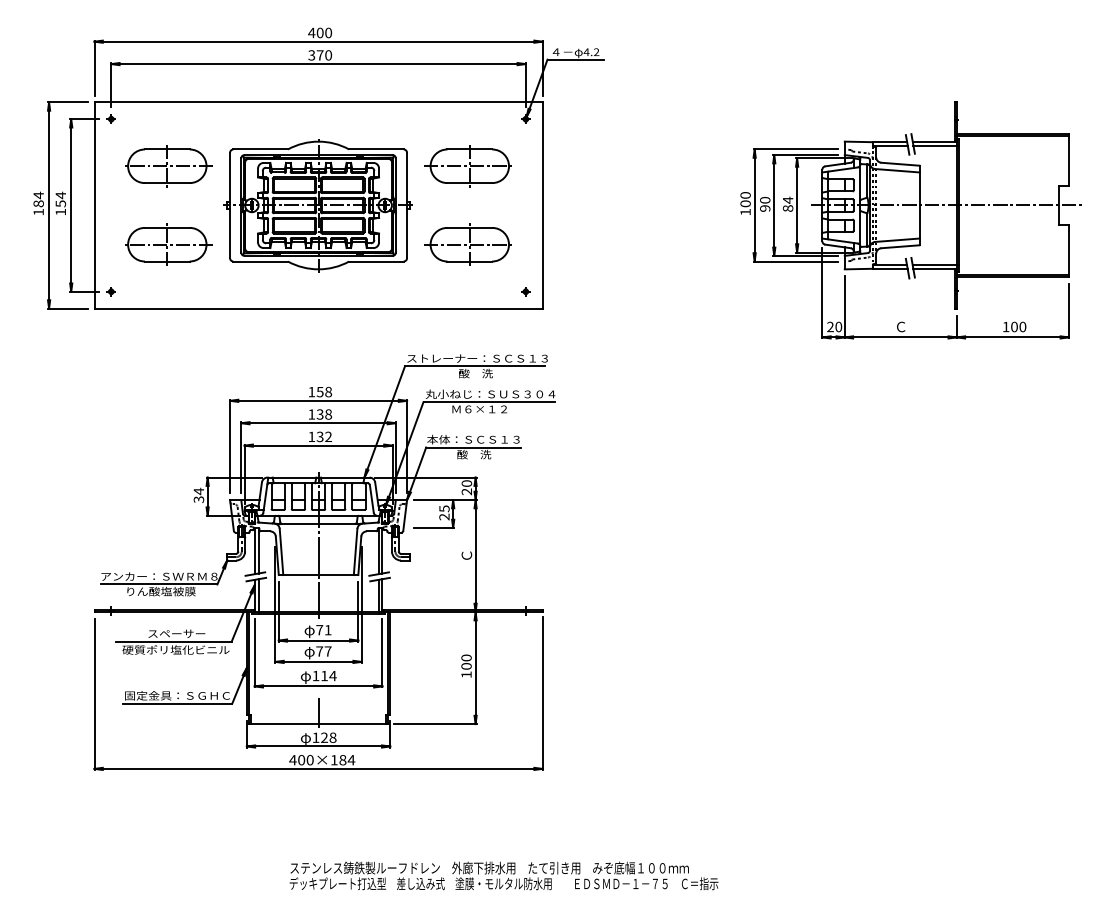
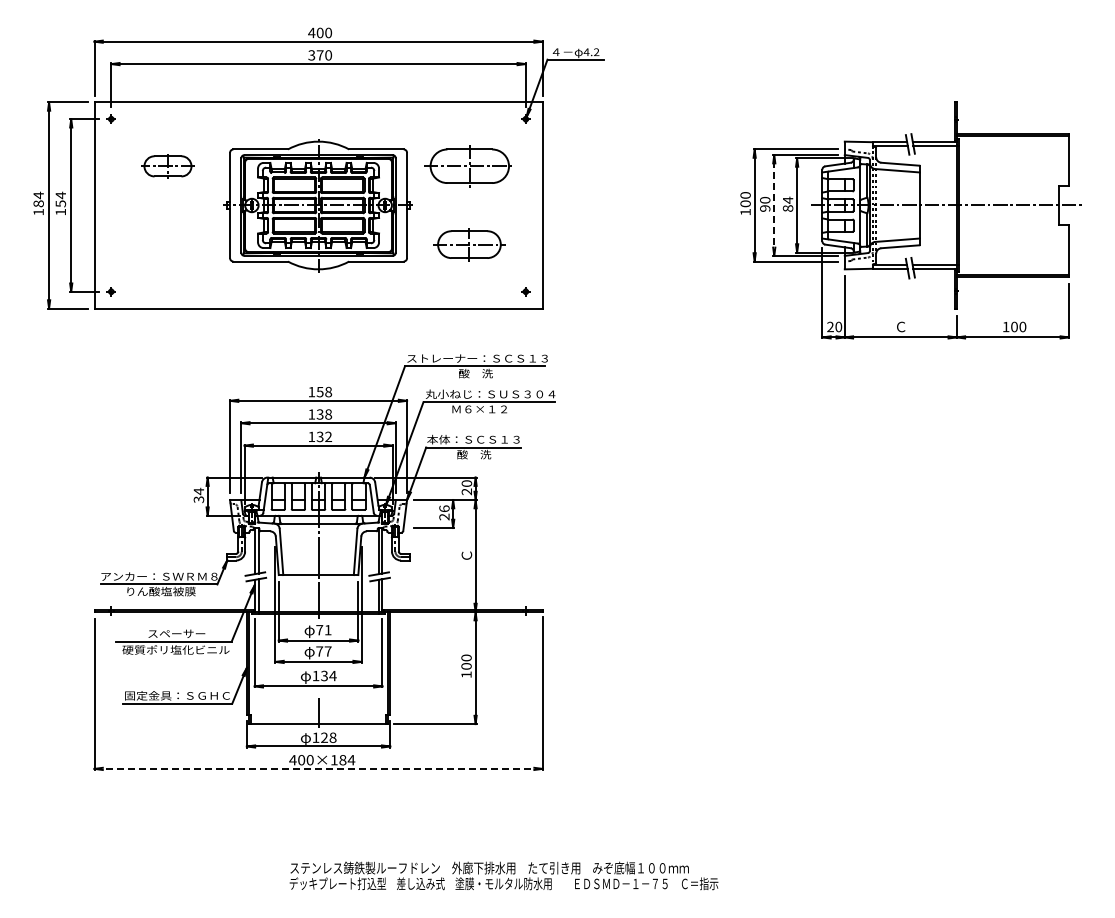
part size: 88x43 px -> 54x25 px (167, 166)
line: solid -> dashed (774, 205)
part: present -> none (168, 244)
part size: 88x43 px -> 73x34 px (469, 244)
text: 25 -> 26 (444, 508)
text: 114 -> 134 (324, 675)
line: solid -> dashed (319, 768)
